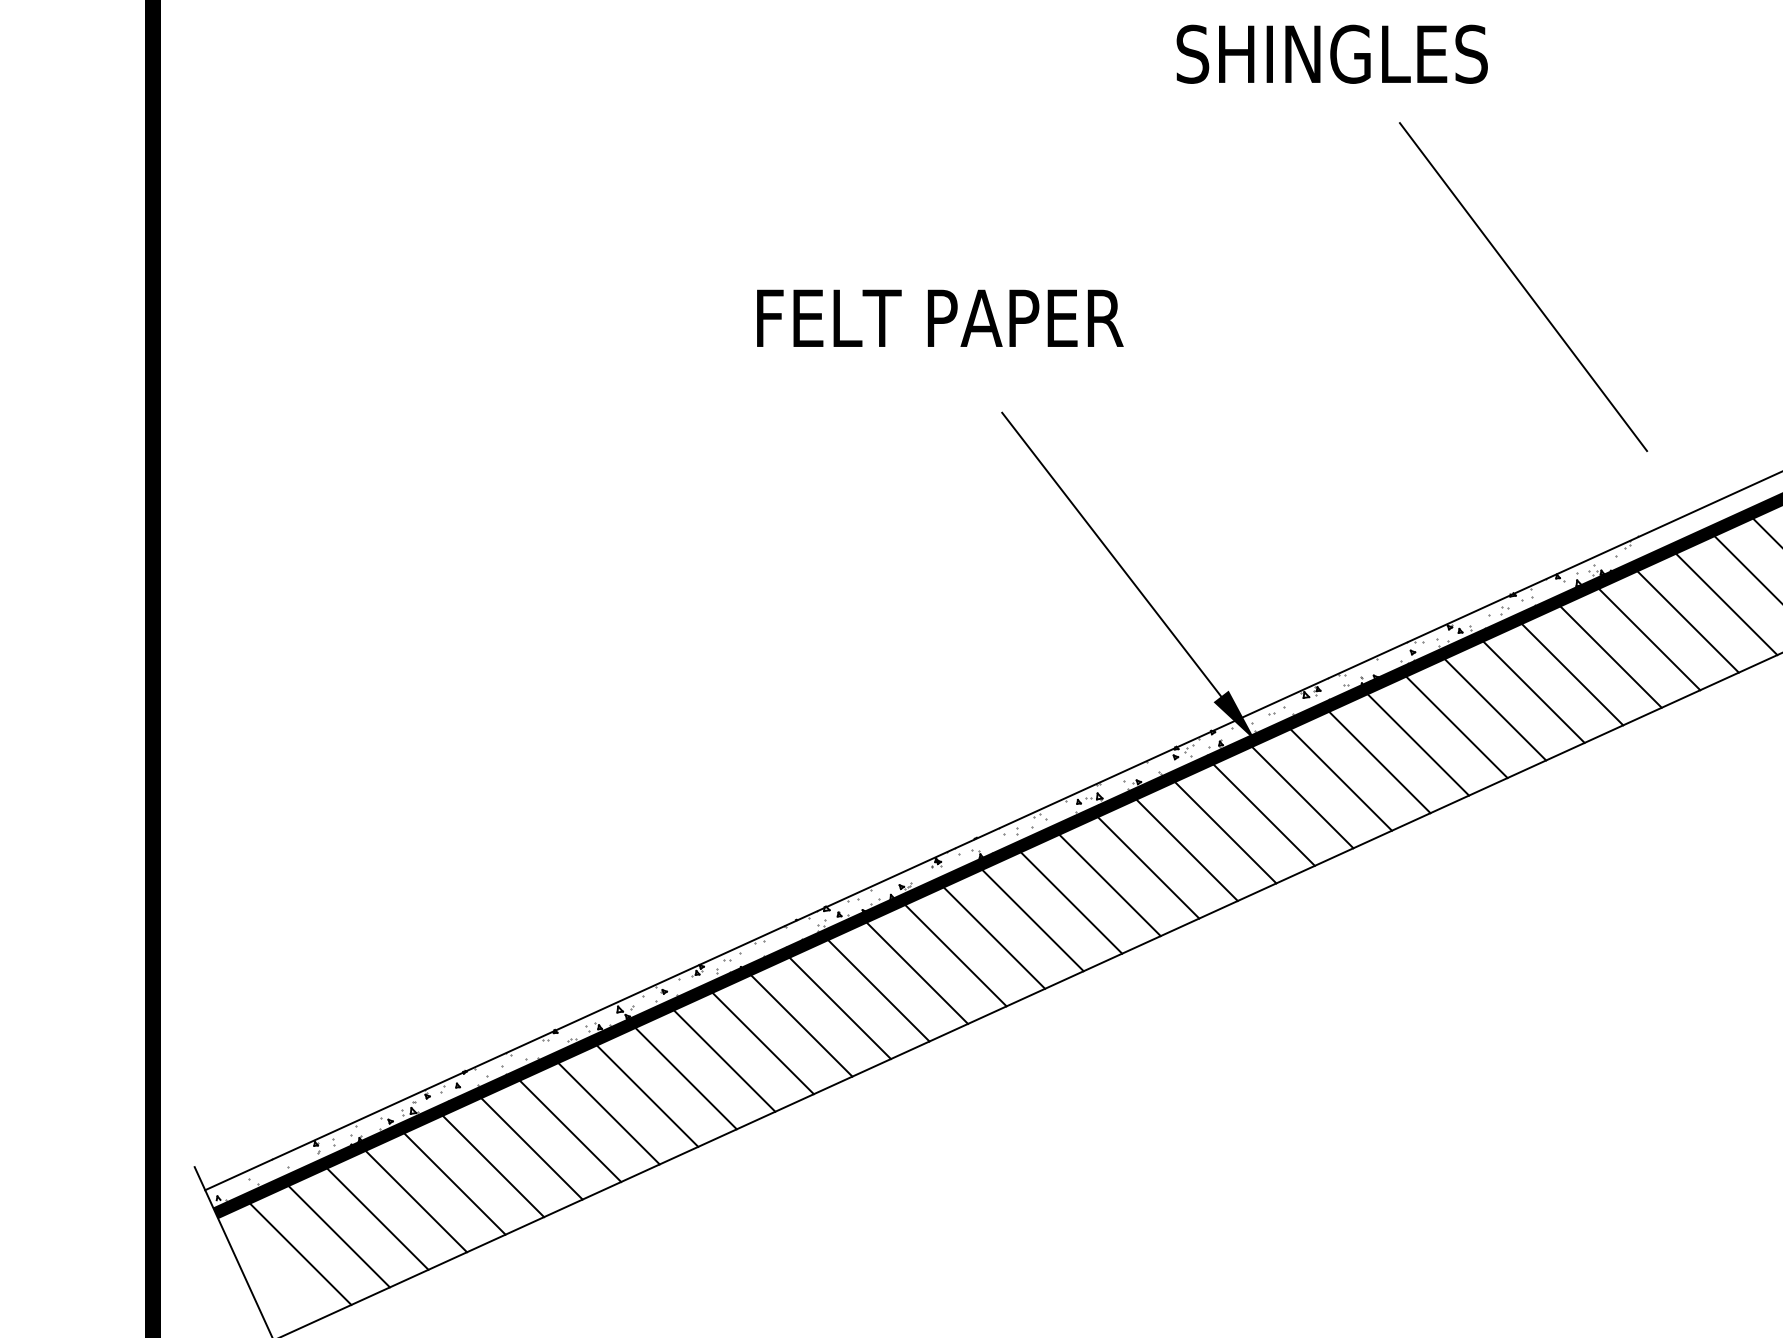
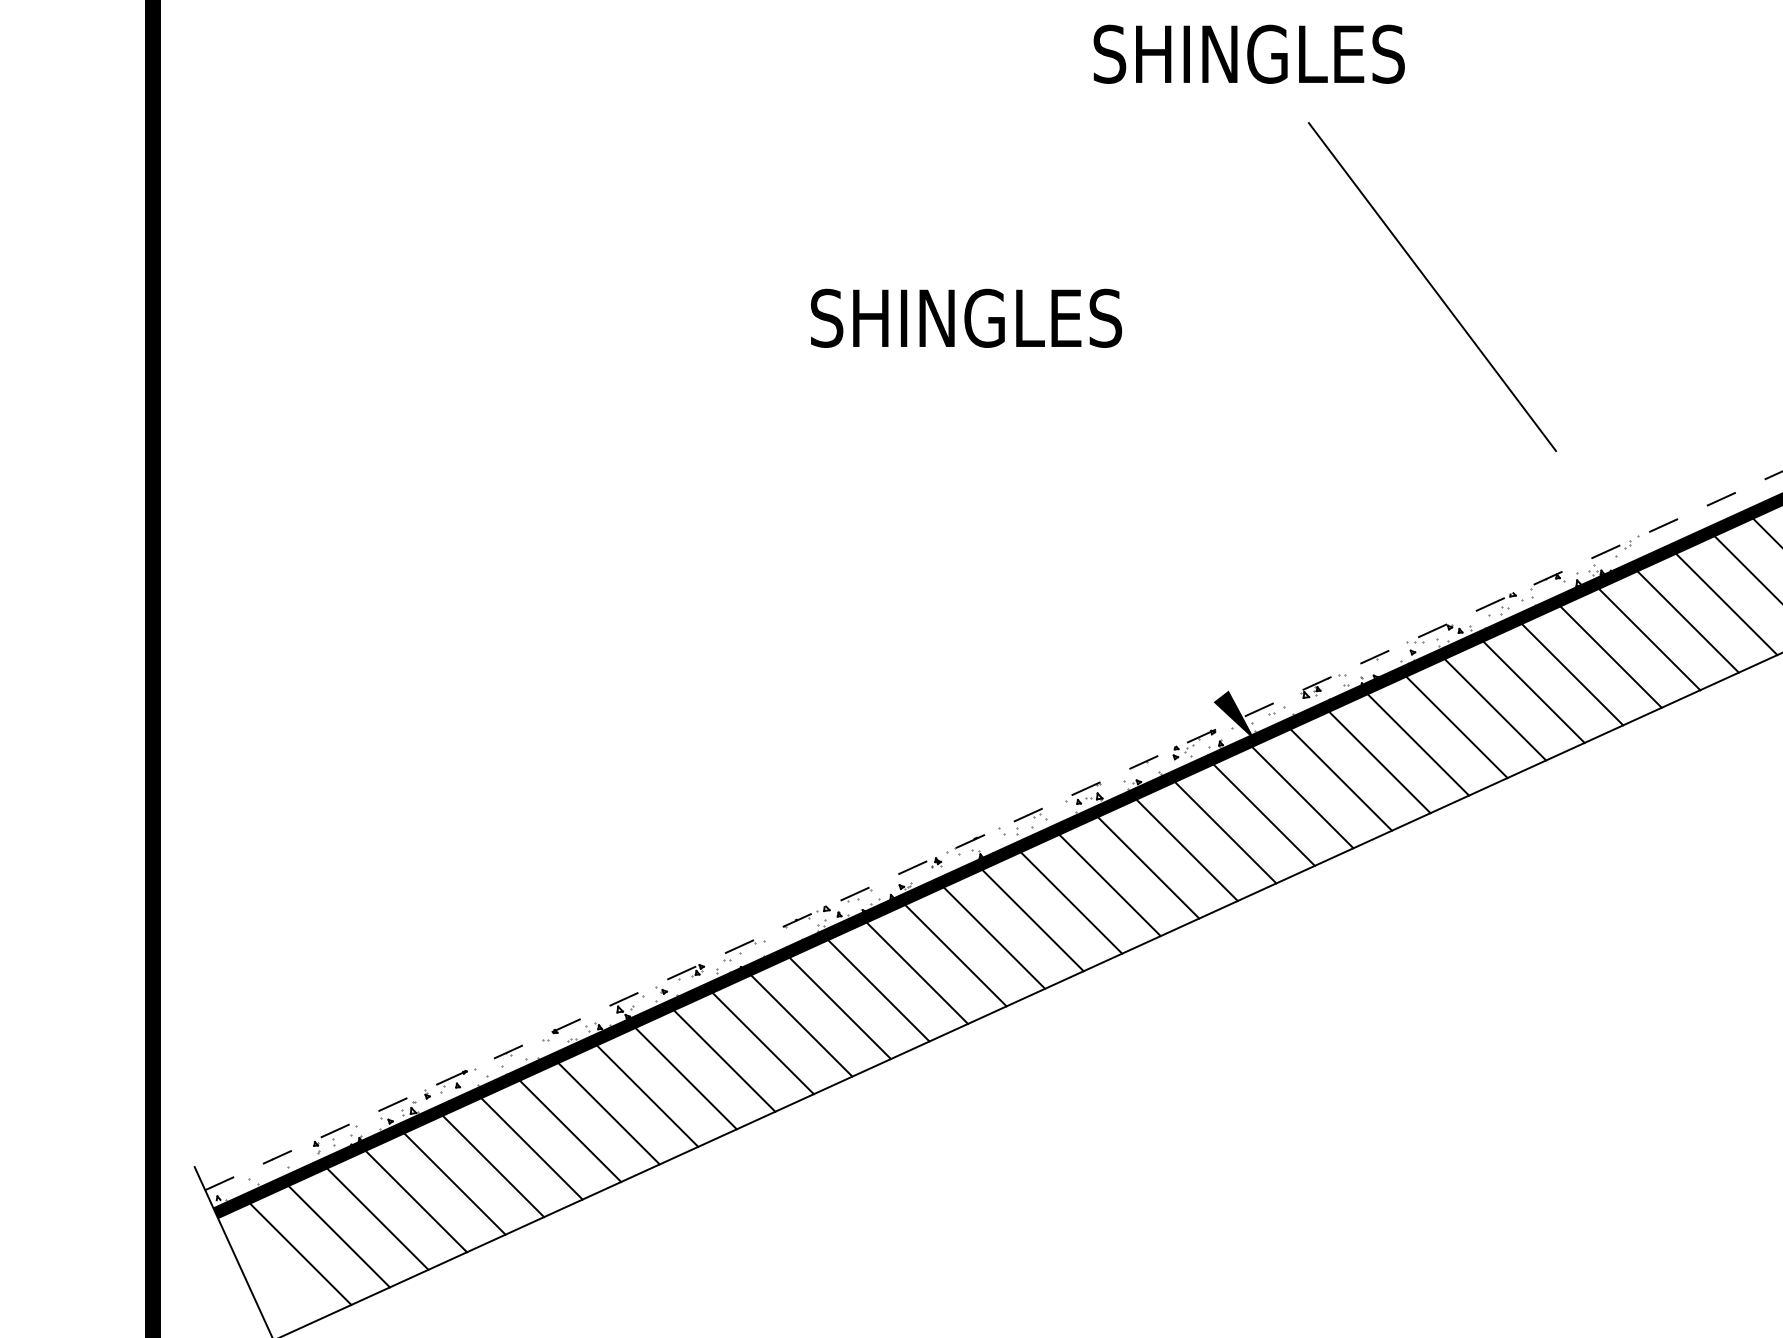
text position: (1331, 53) -> (1248, 53) (1248, 53)
line position: (1523, 286) -> (1432, 286) (1432, 286)
text: FELT PAPER -> SHINGLES (940, 317)
line: present -> none (1111, 554)
line: solid -> dashed (993, 830)
